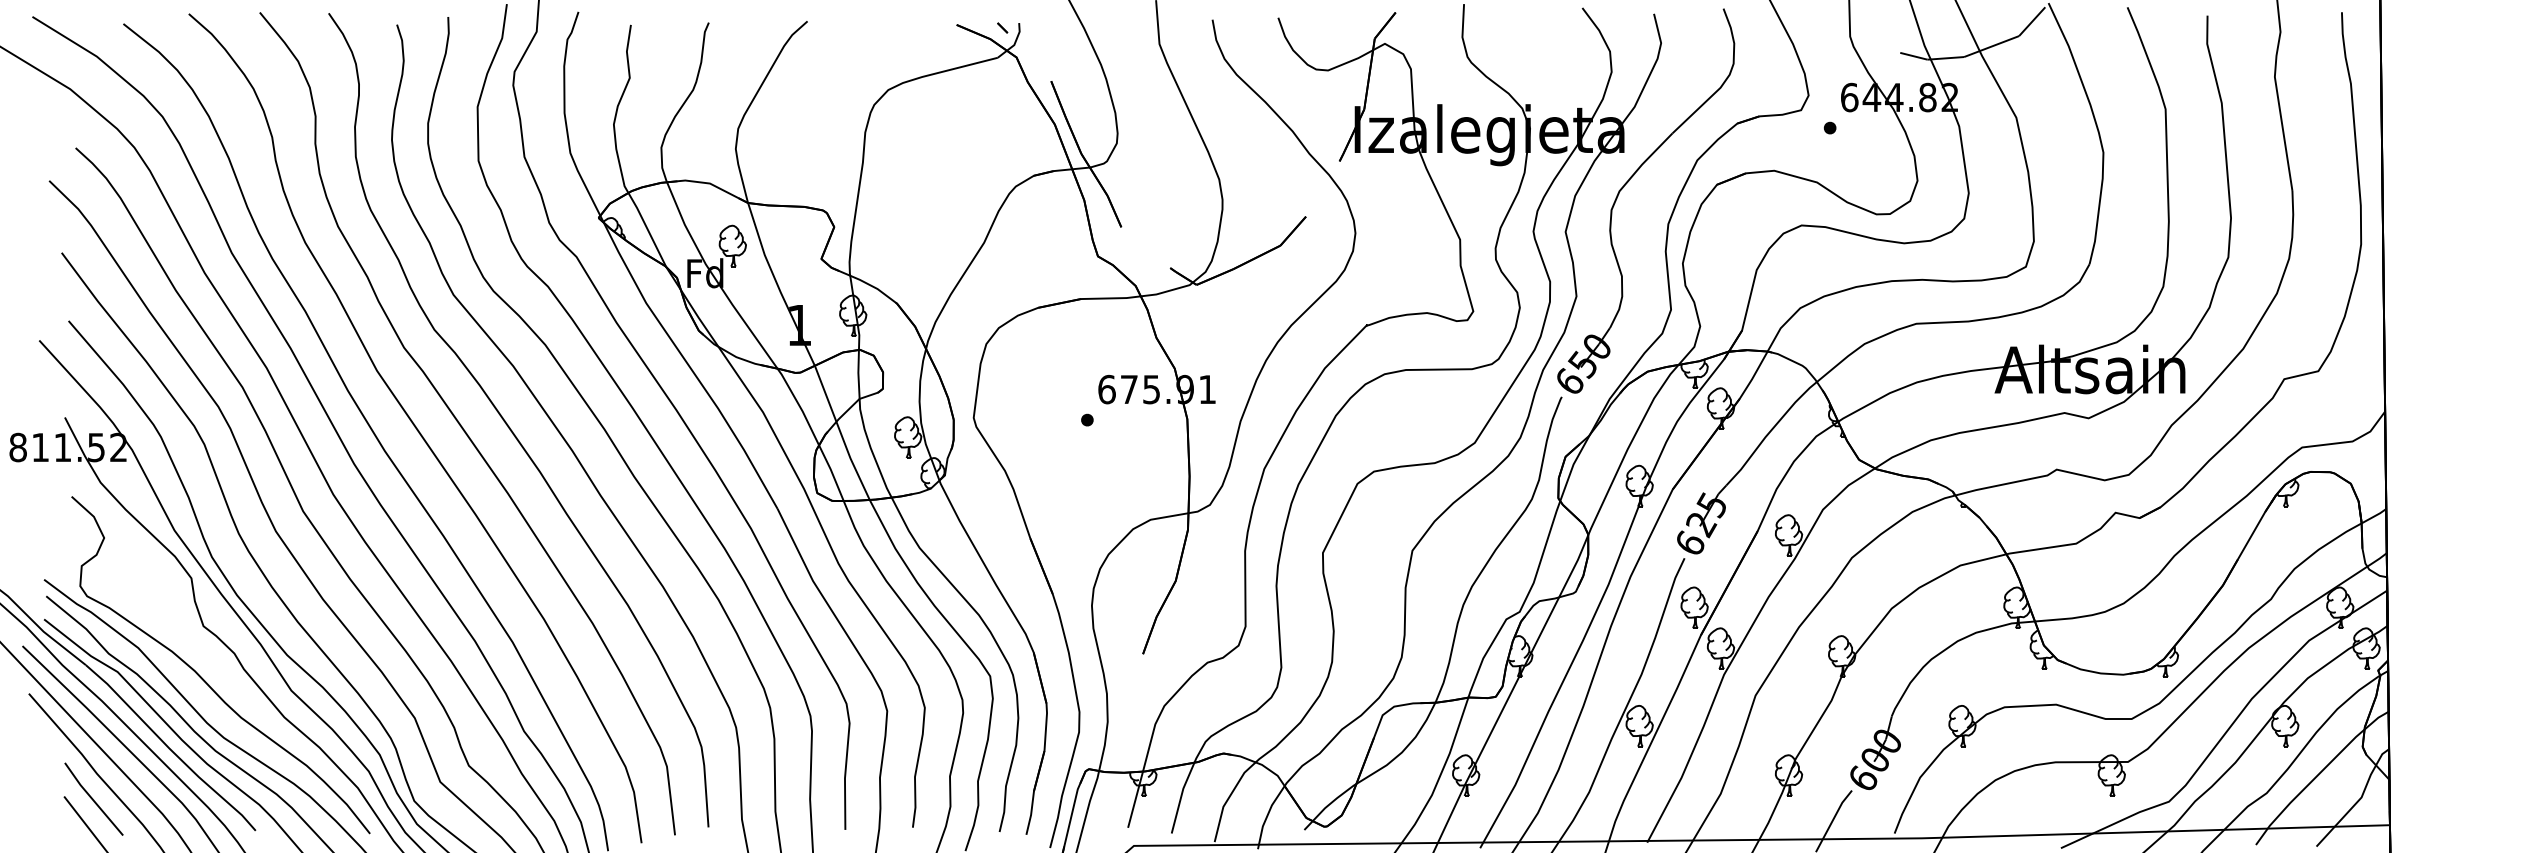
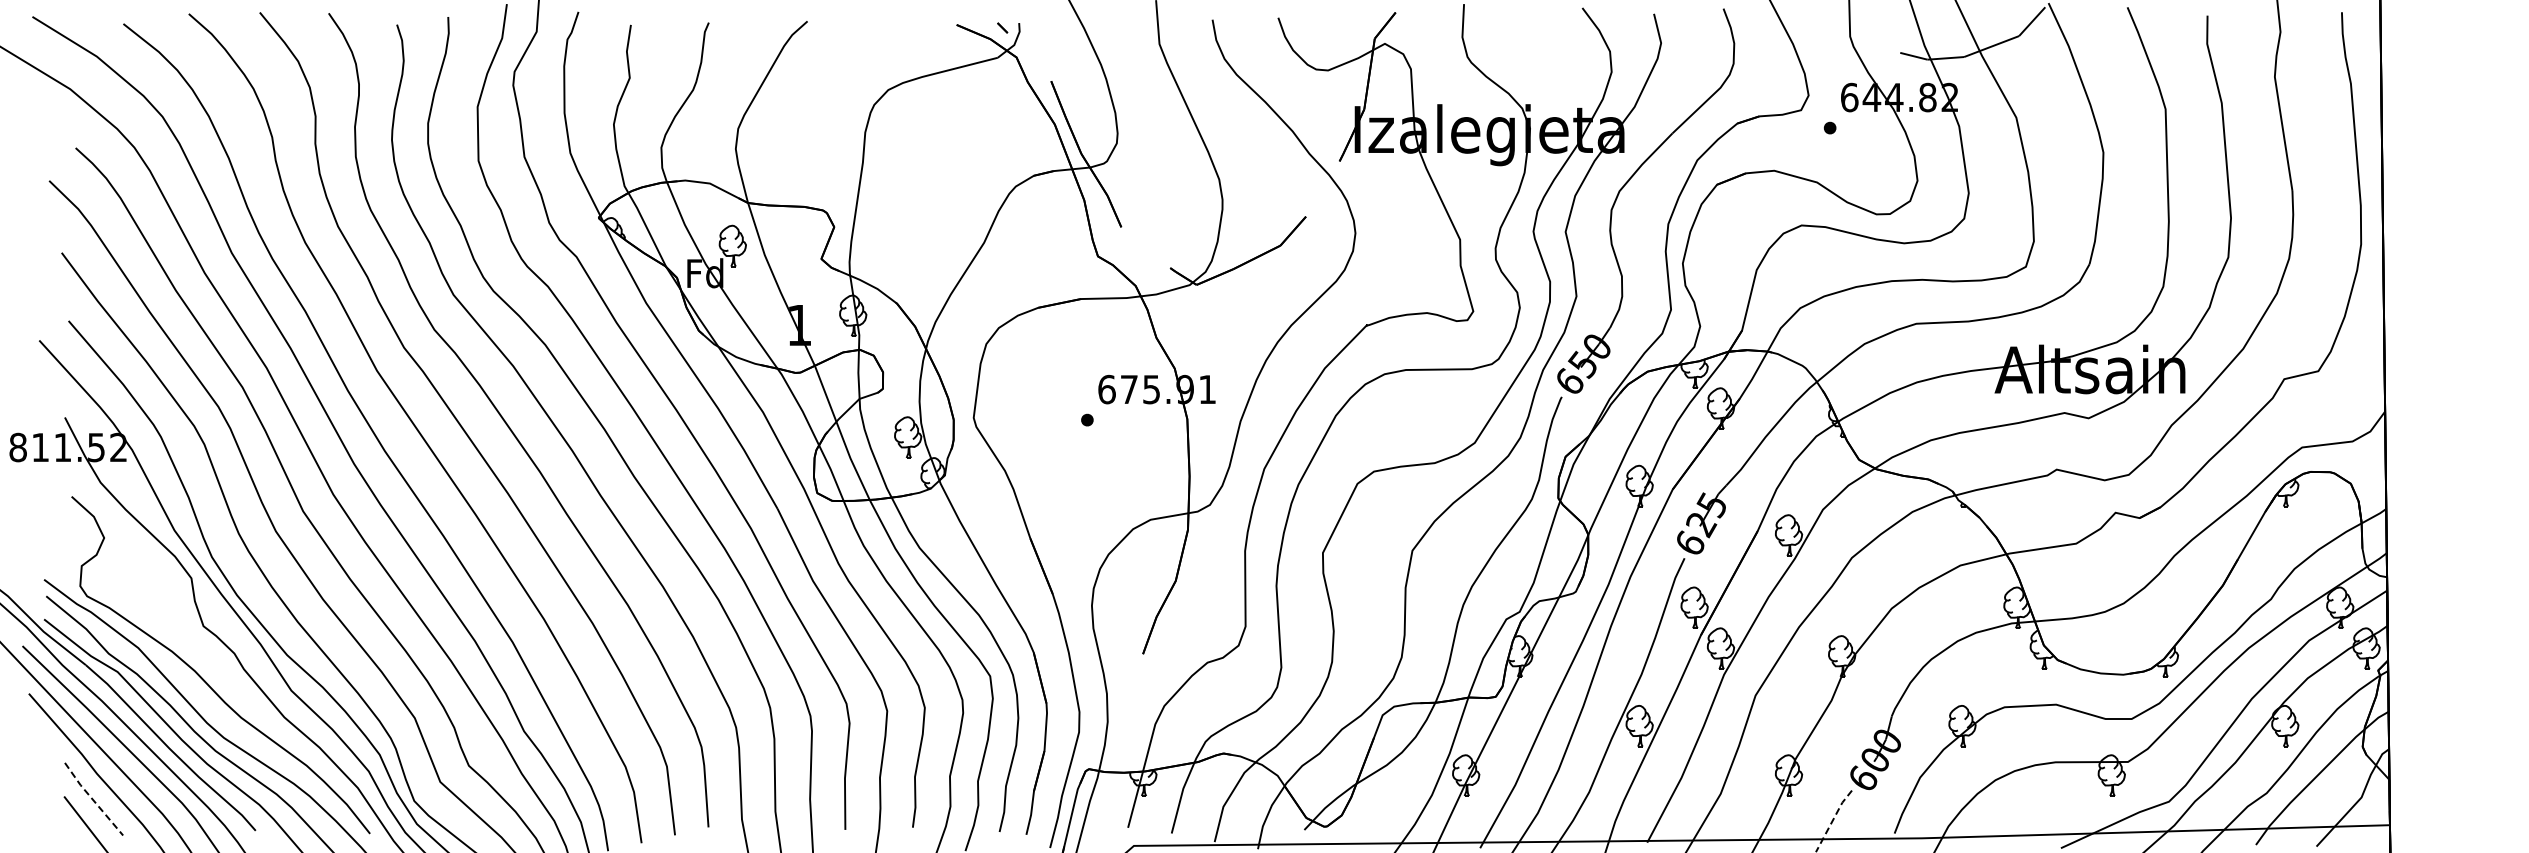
line: solid -> dashed (92, 799)
line: solid -> dashed (1833, 820)
